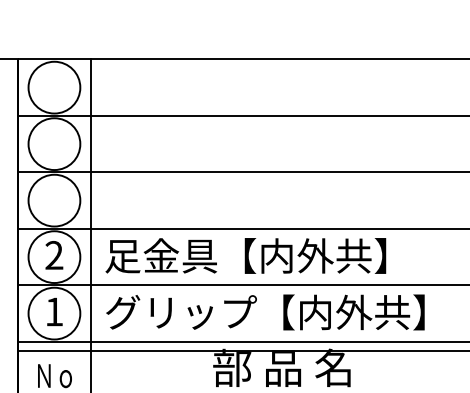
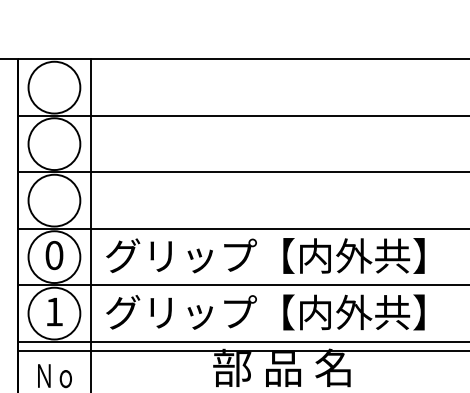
text: 2 -> 0 (54, 255)
text: 足金具【内外共】 -> グリップ【内外共】 (264, 255)
